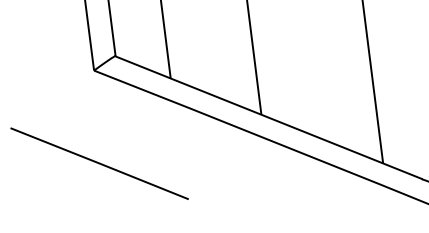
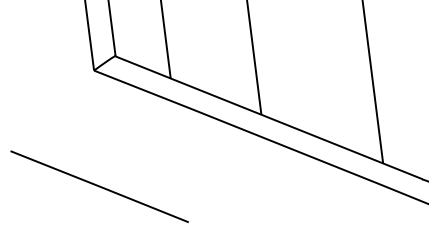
line position: (99, 163) -> (99, 186) (99, 186)
